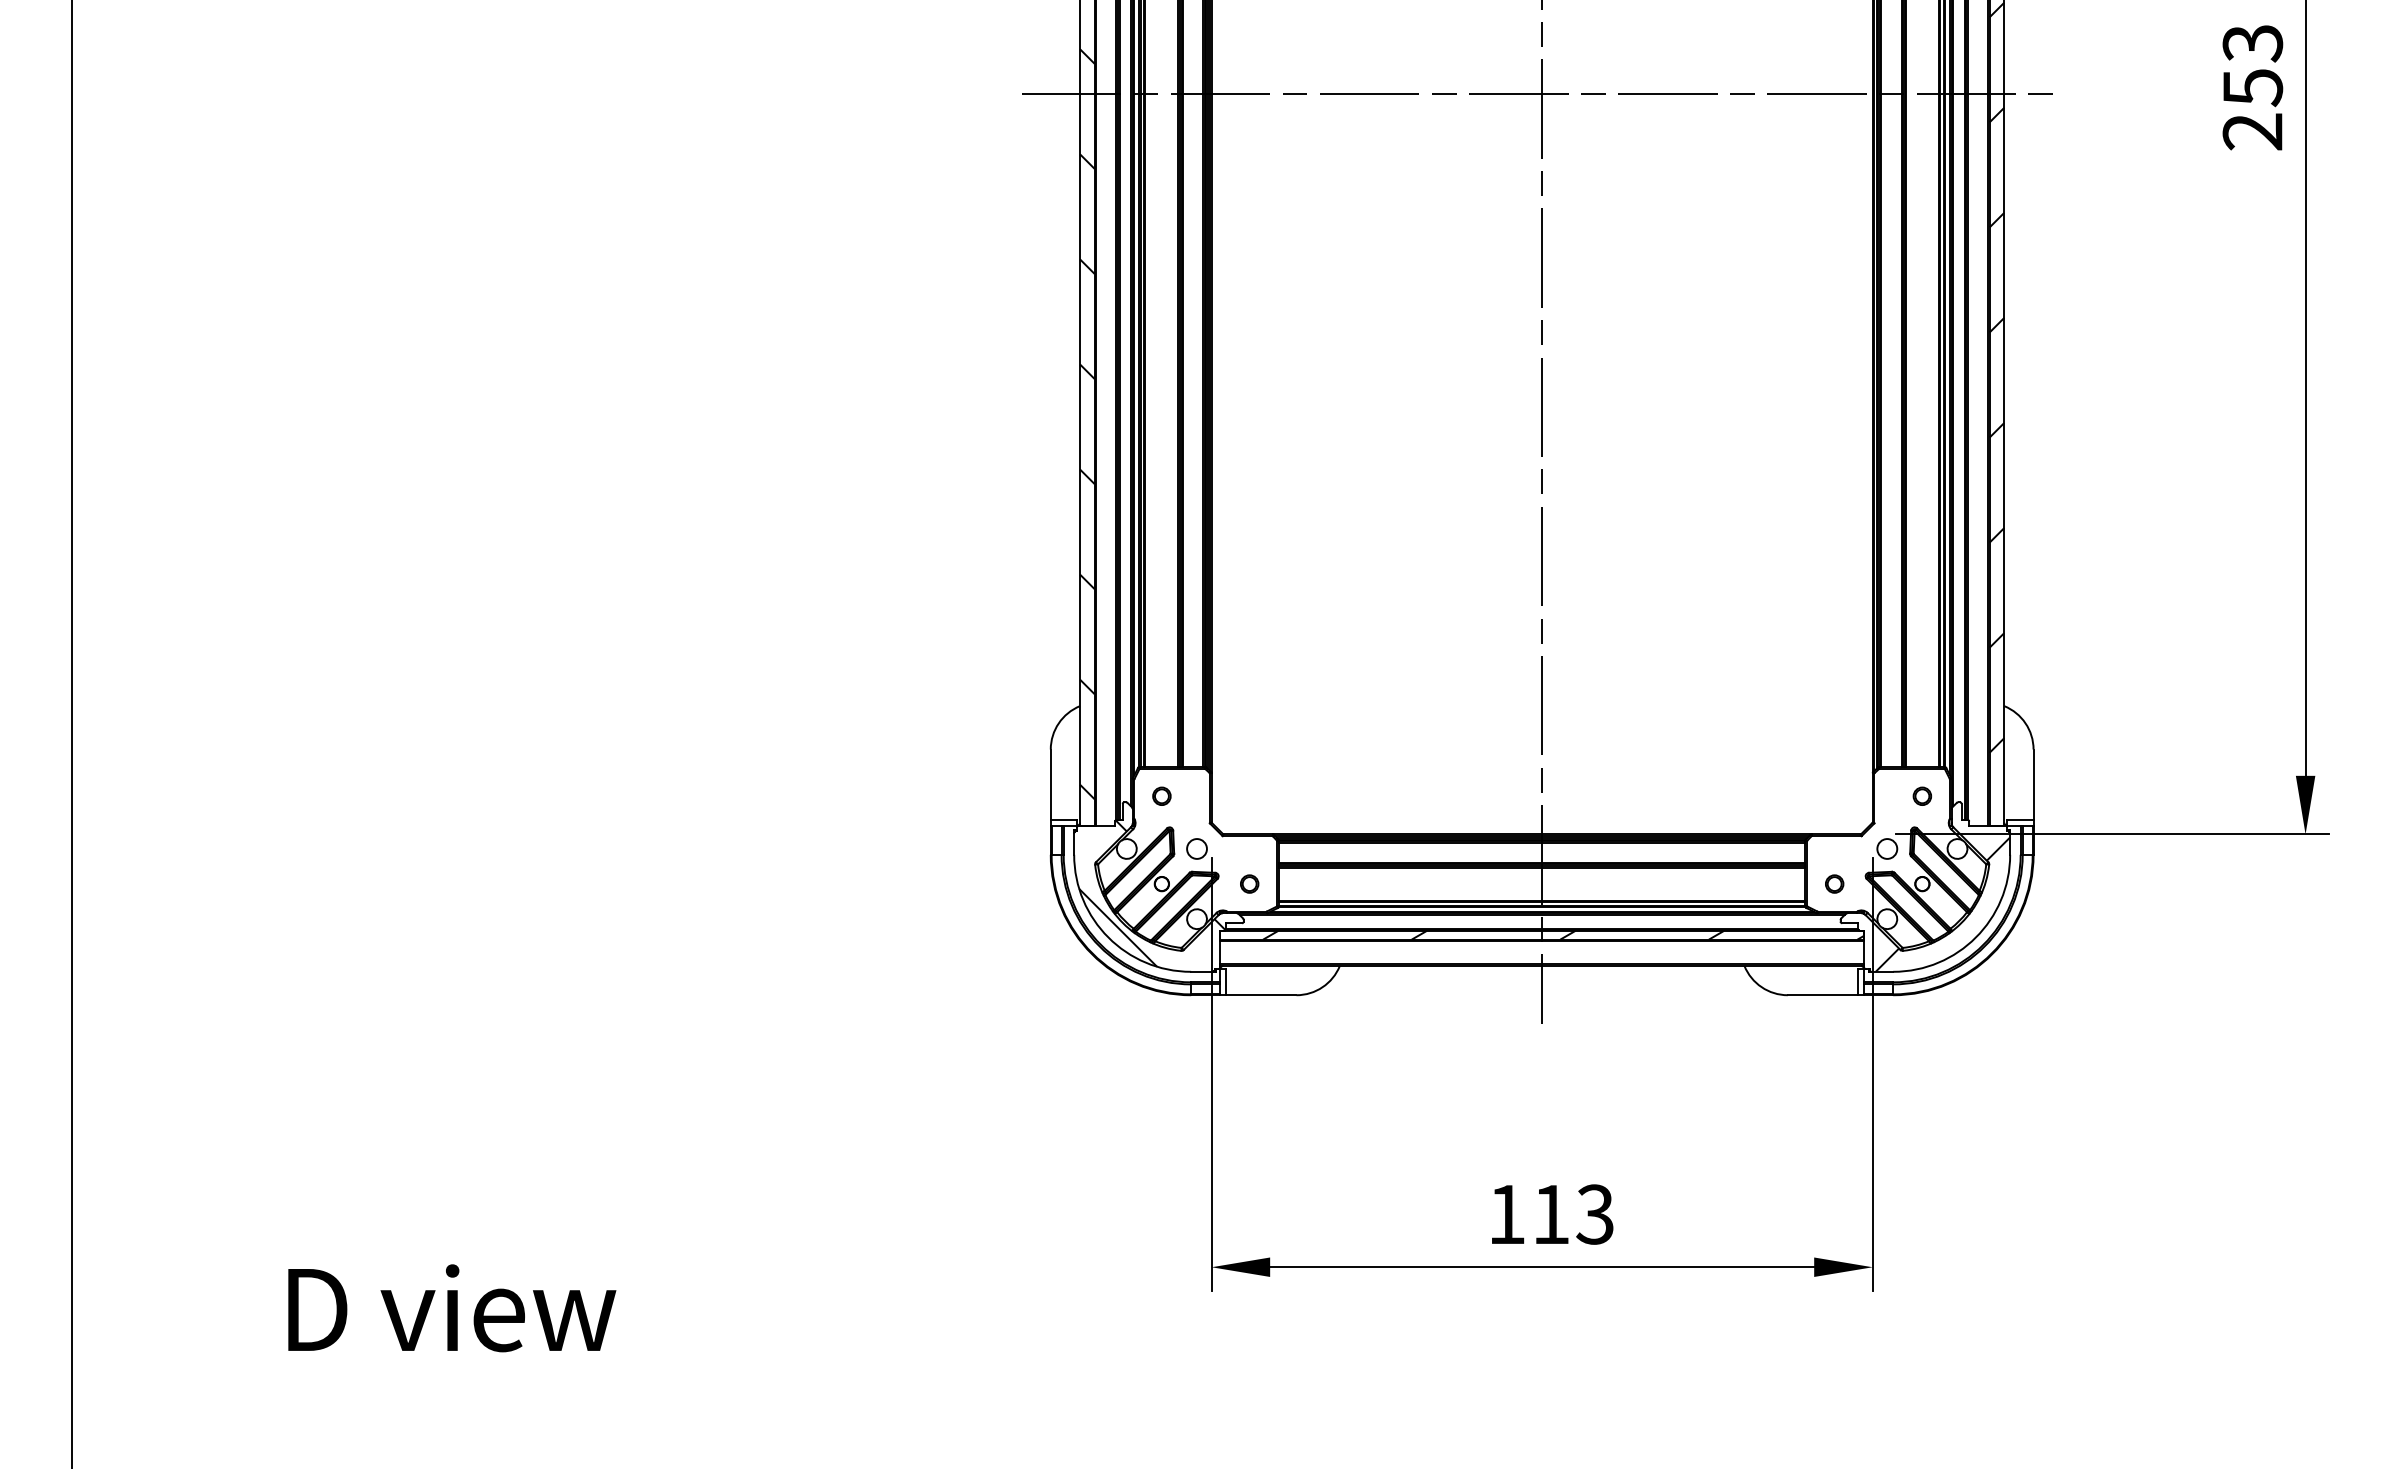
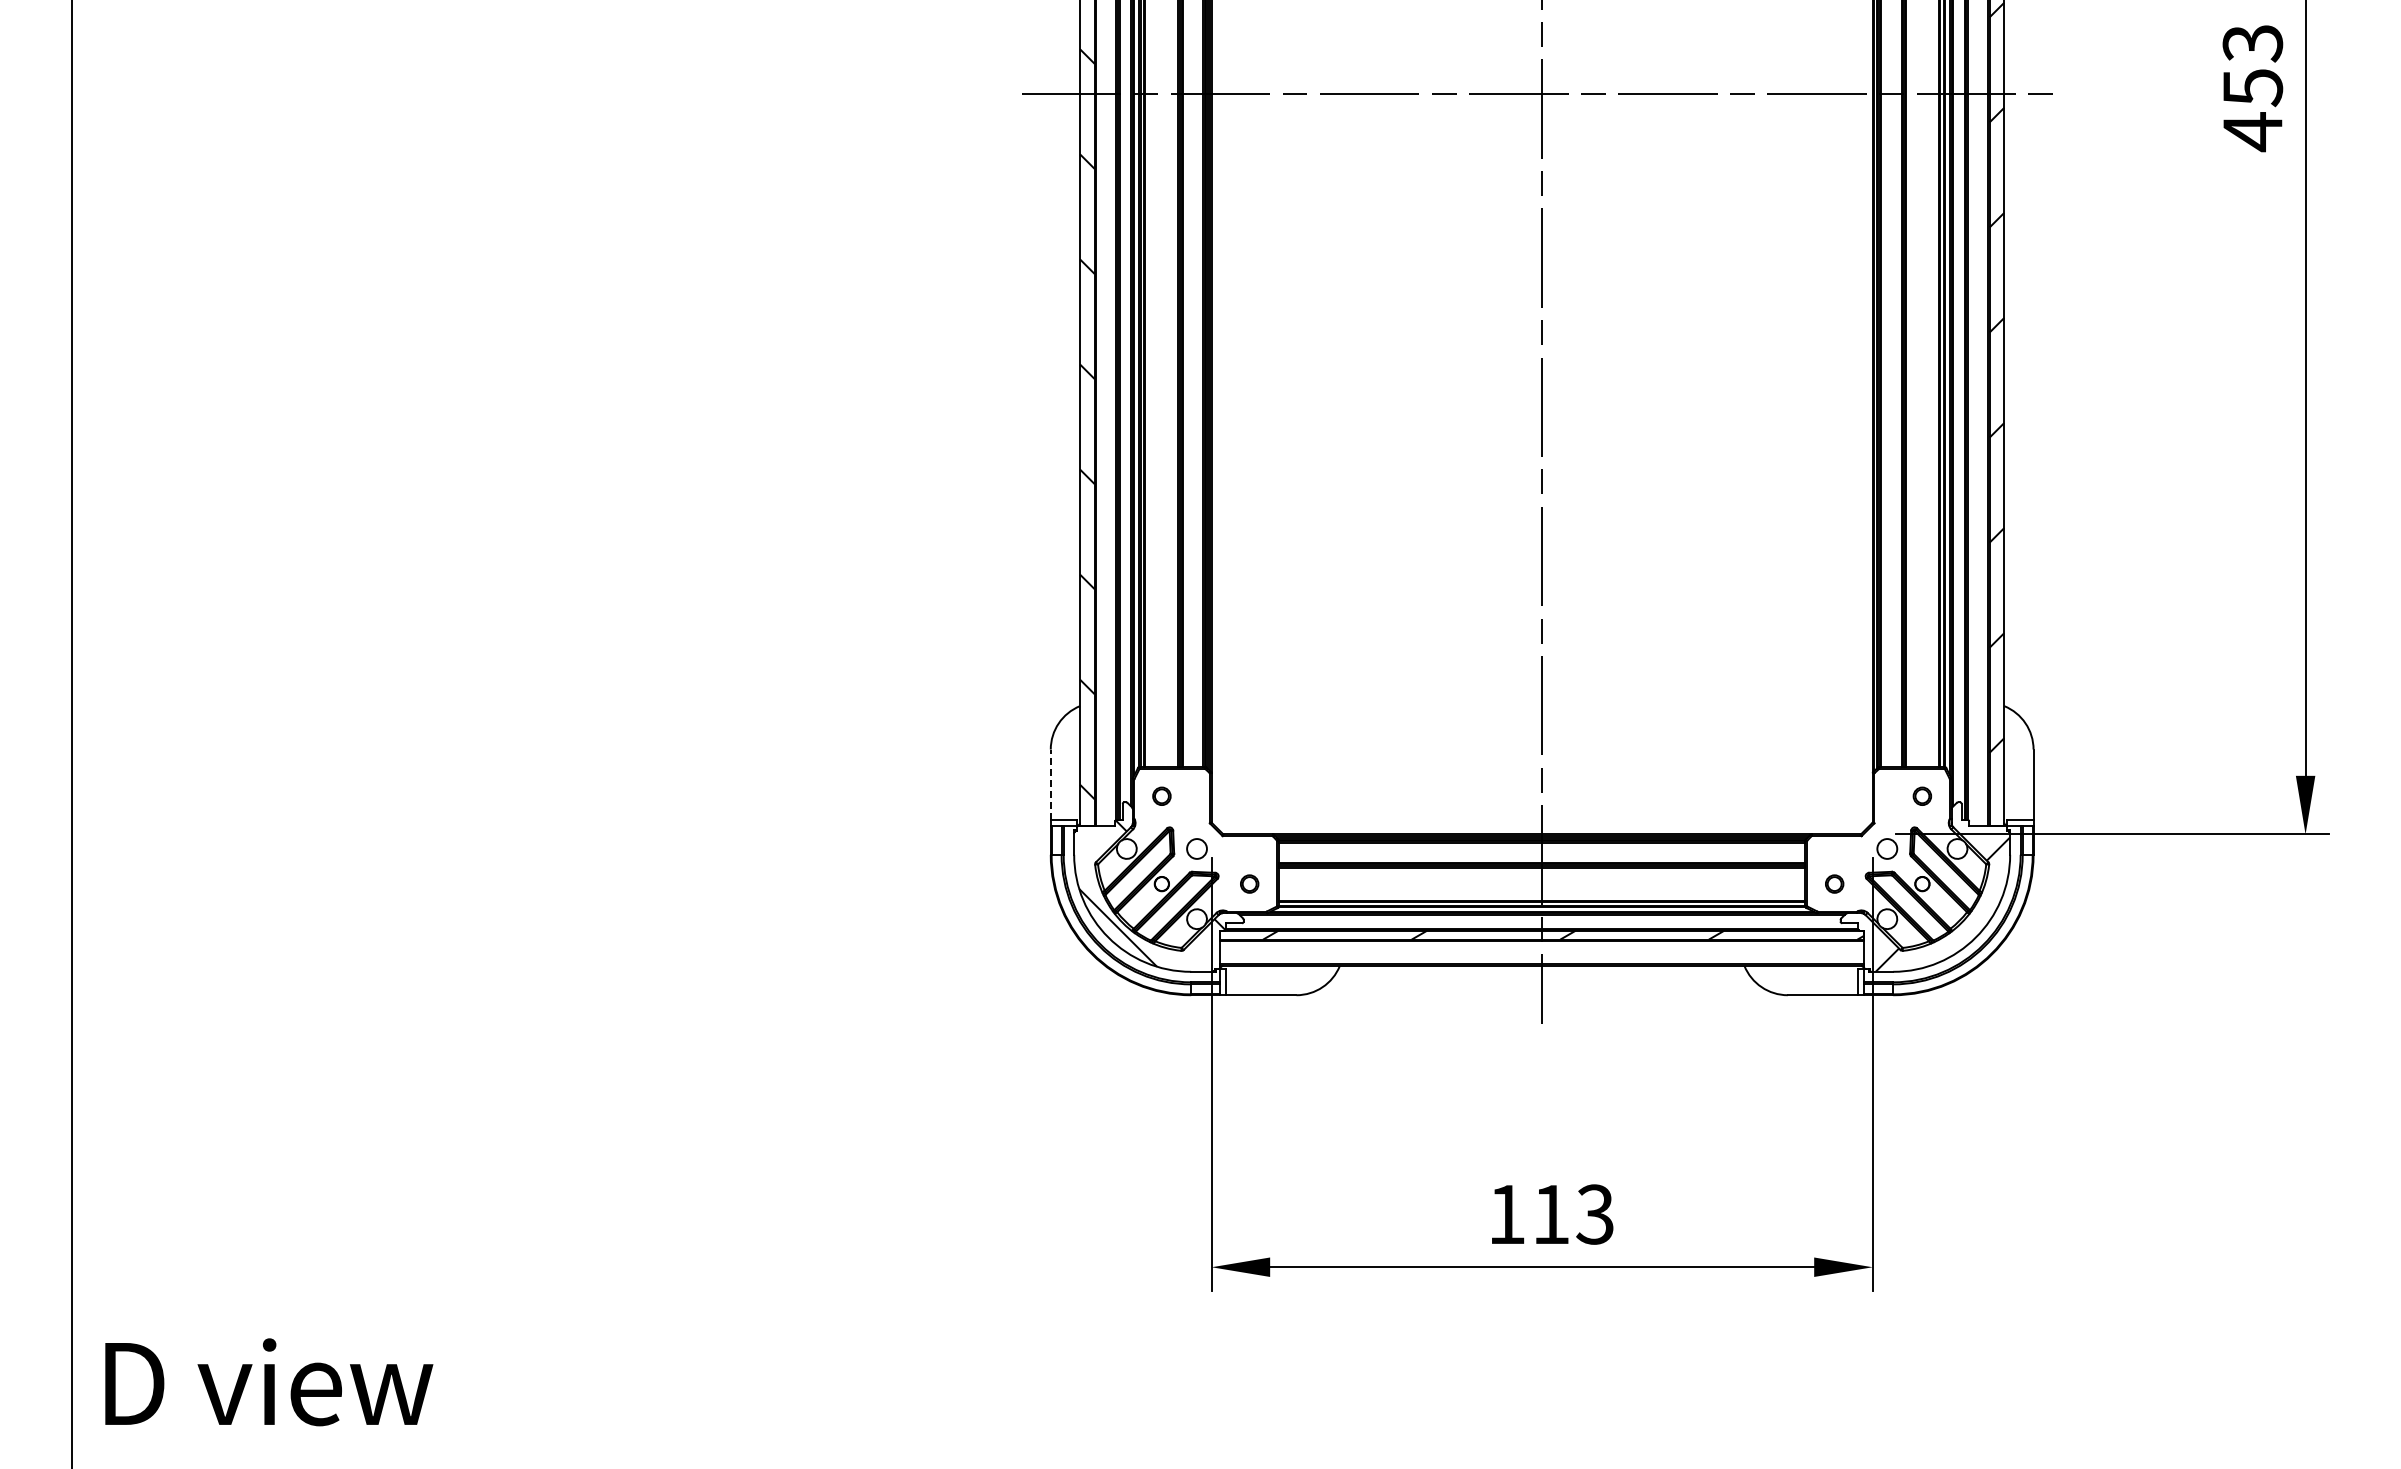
text: 253 -> 453 (2252, 132)
line: solid -> dashed (1050, 784)
text position: (452, 1308) -> (269, 1382) (269, 1382)
